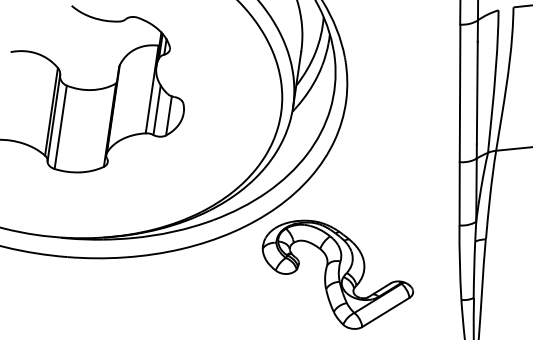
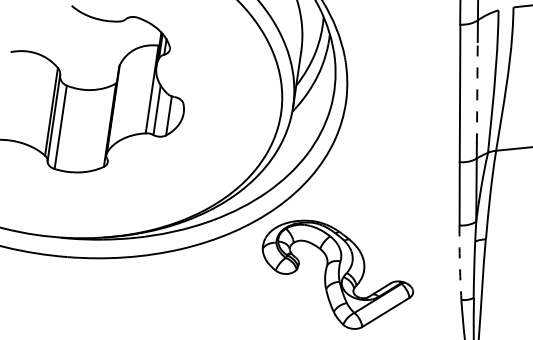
line: solid -> dashed (477, 92)
arc: solid -> dashed (459, 262)
